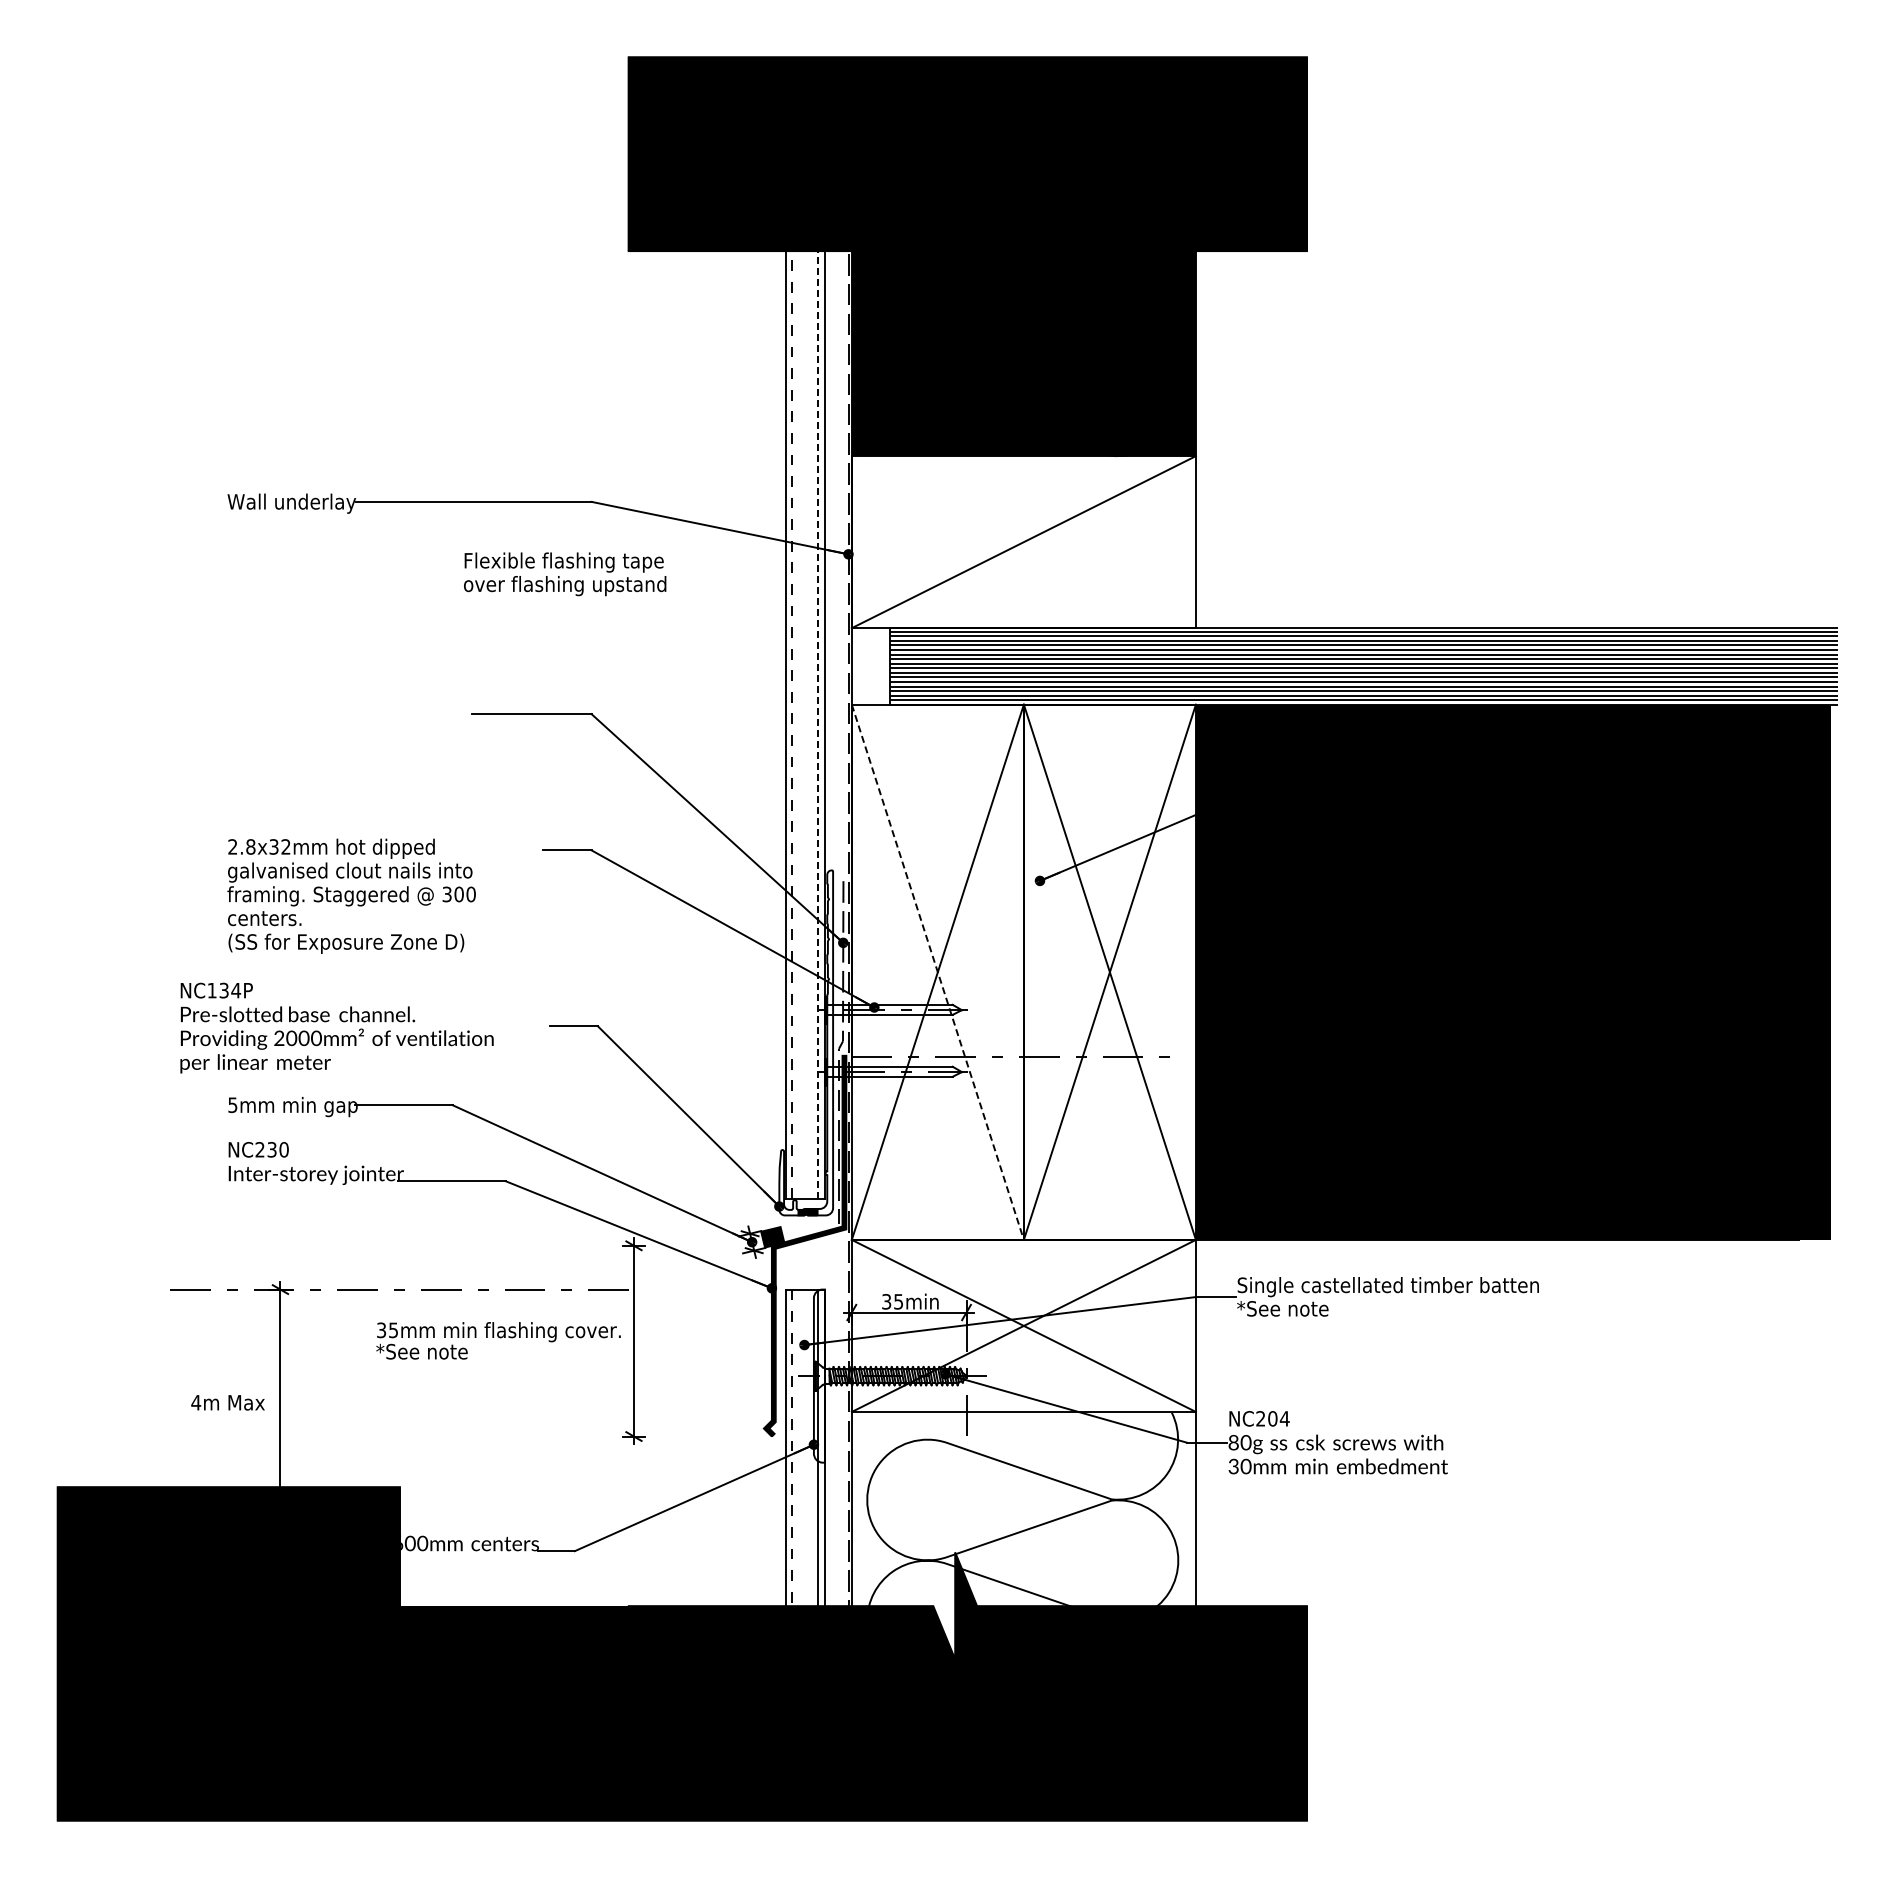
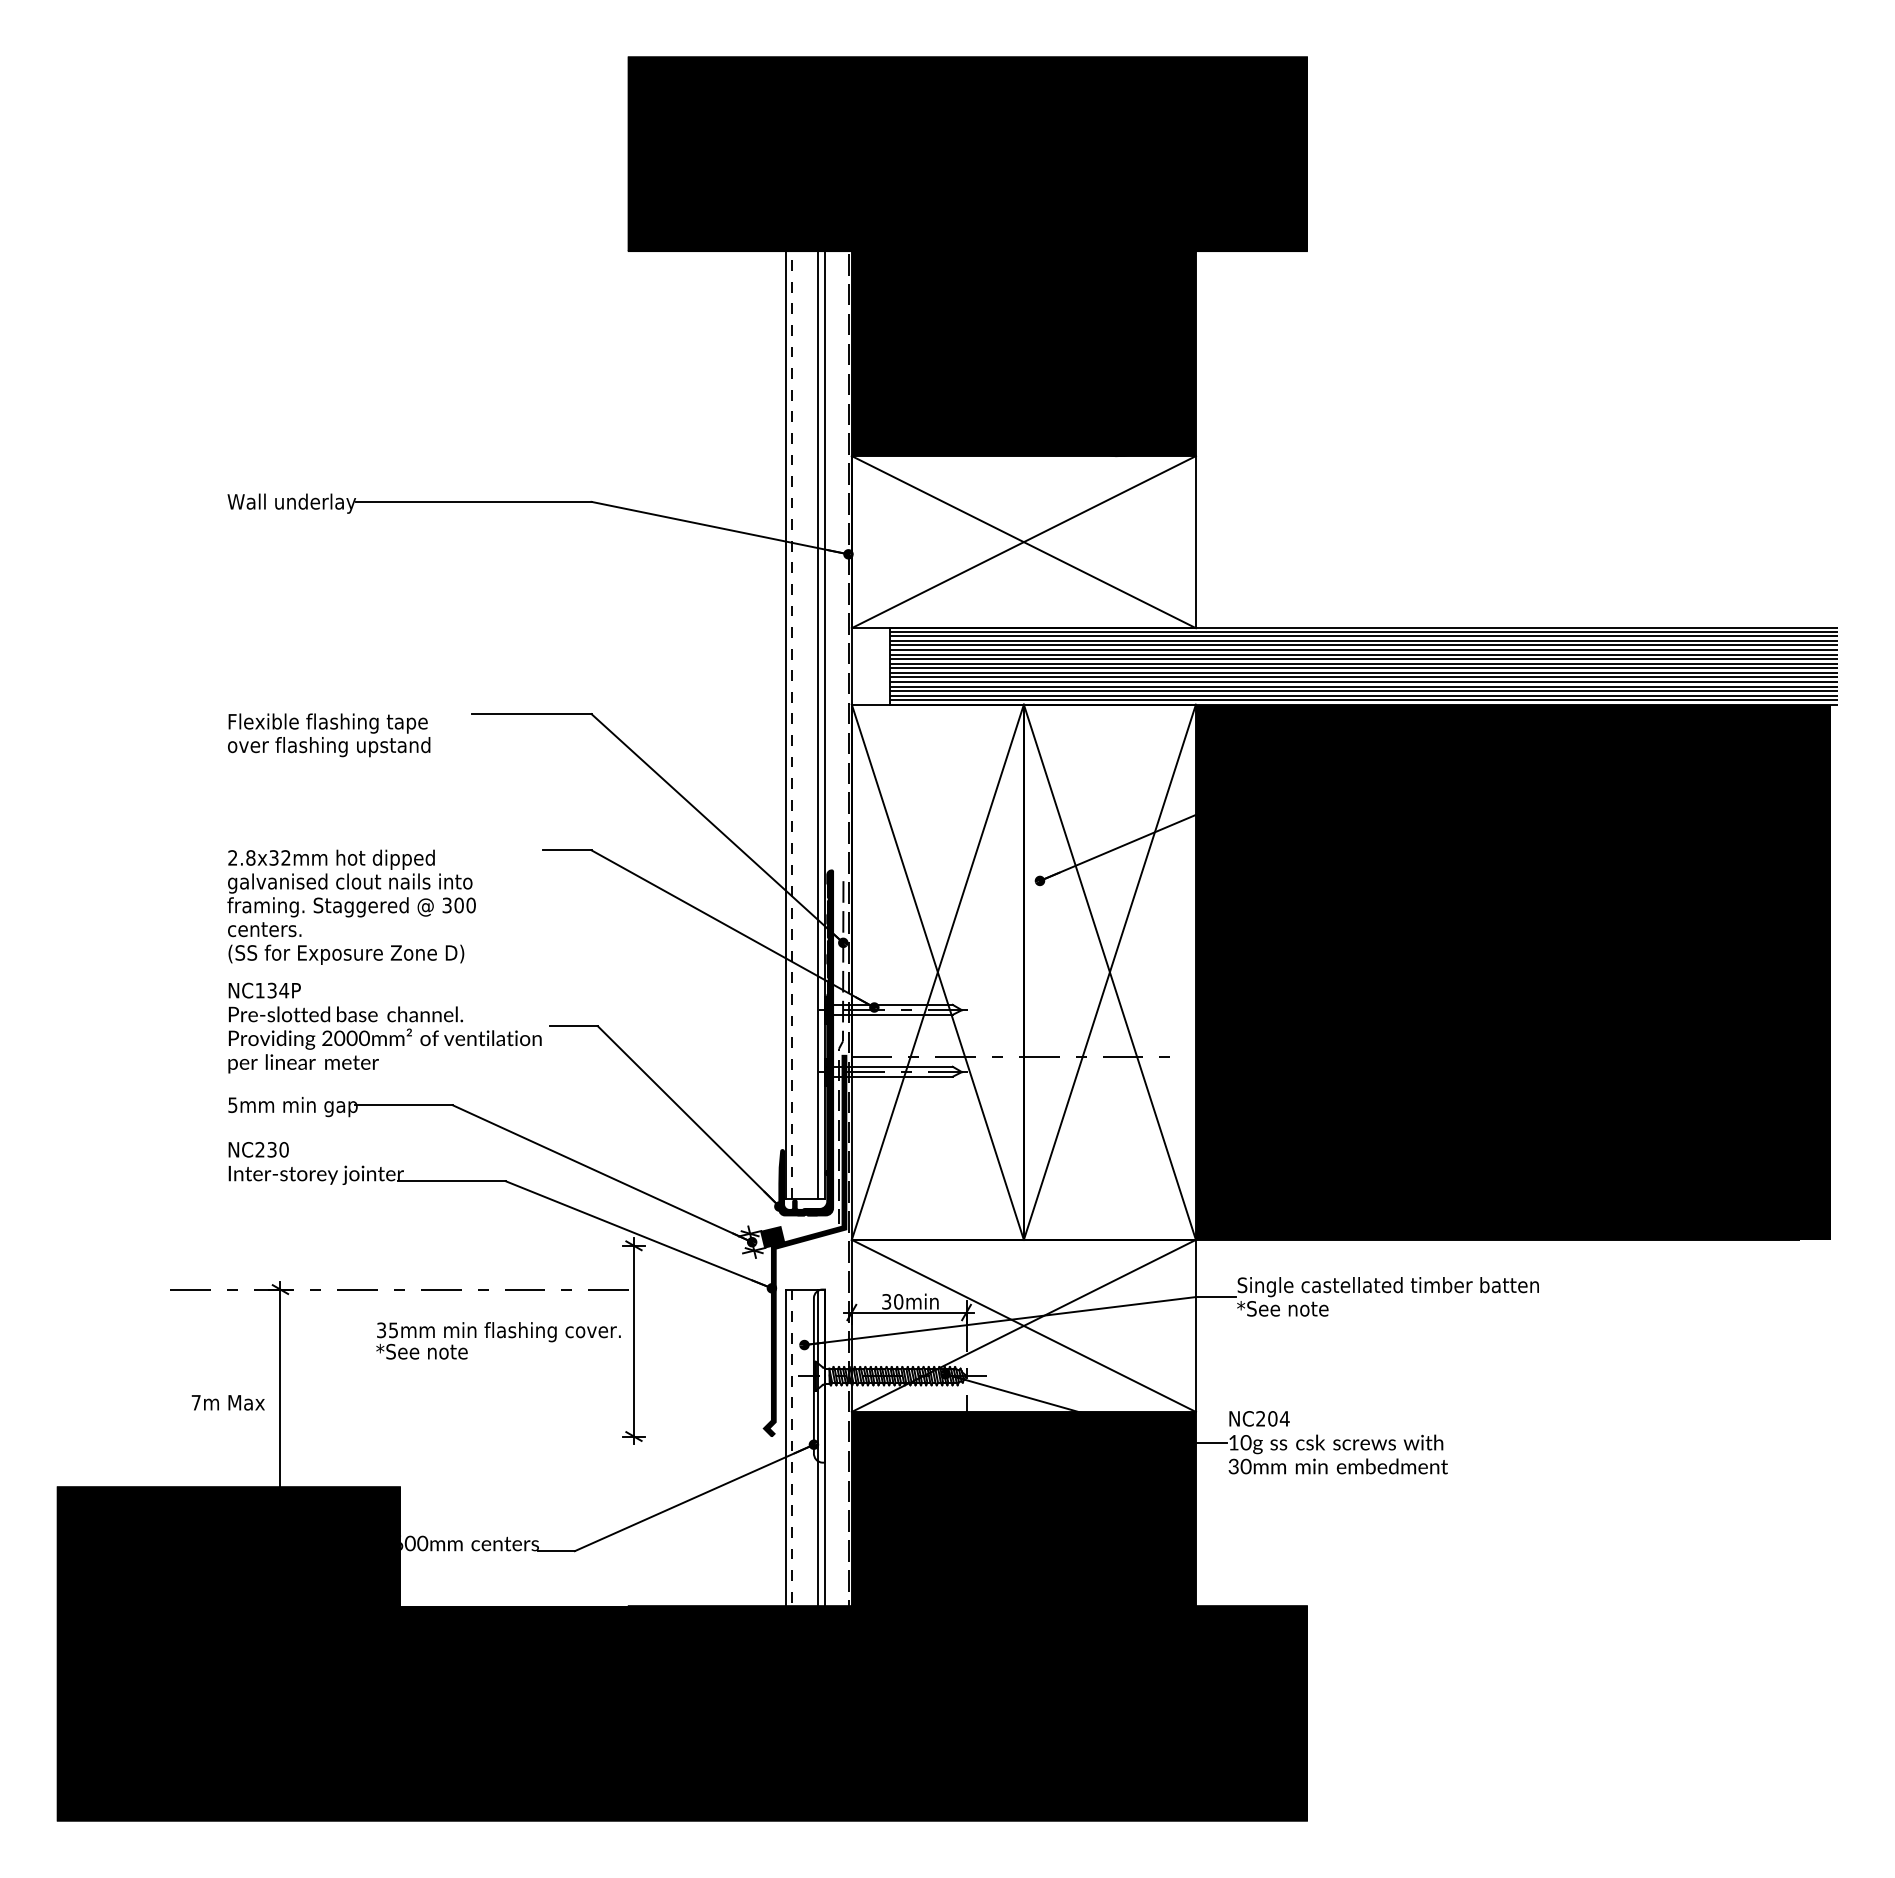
line: none -> present (1023, 542)
text position: (565, 574) -> (329, 735) (329, 735)
line: dashed -> solid (818, 660)
text position: (351, 895) -> (351, 906) (351, 906)
line: dashed -> solid (938, 972)
text position: (336, 1027) -> (384, 1027) (384, 1027)
fill: none -> present (806, 1042)
text: 35min -> 30min (898, 1301)
text: 4m -> 7m (196, 1402)
text: 80g -> 10g (1233, 1442)
fill: none -> present (1023, 1535)
